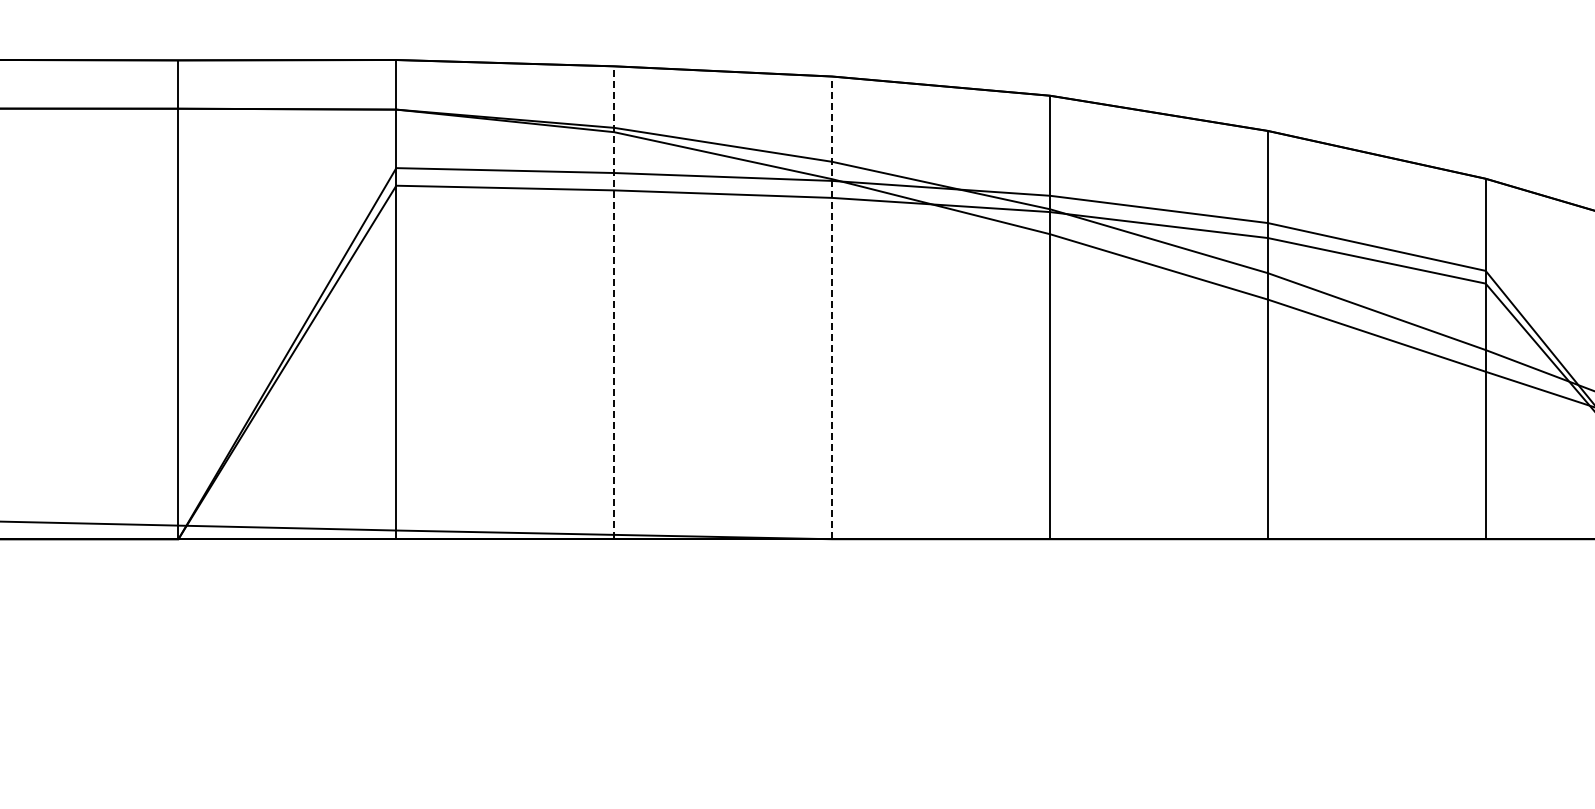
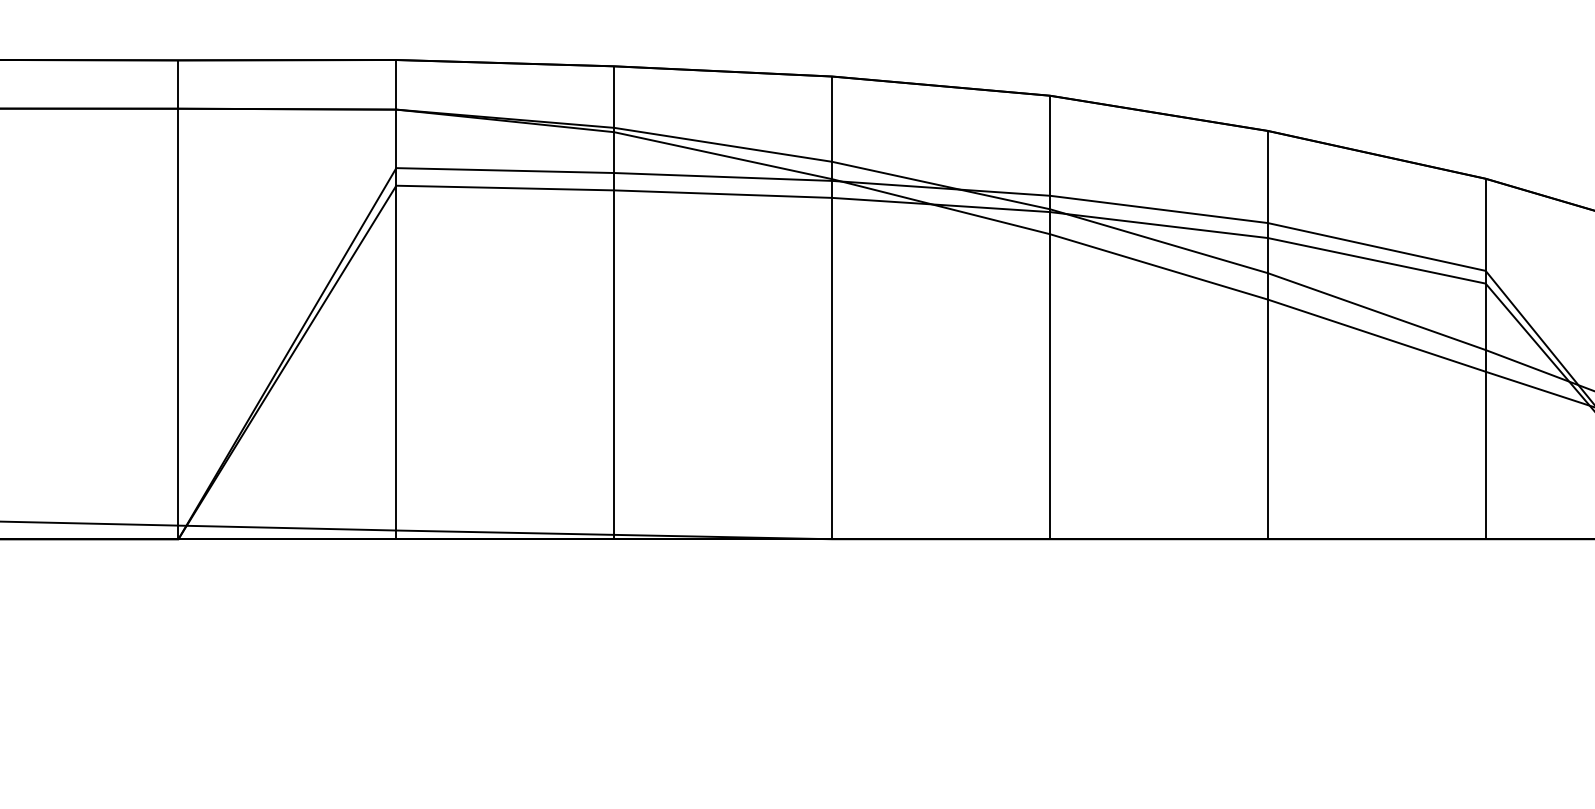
line: dashed -> solid (614, 302)
line: dashed -> solid (832, 307)
